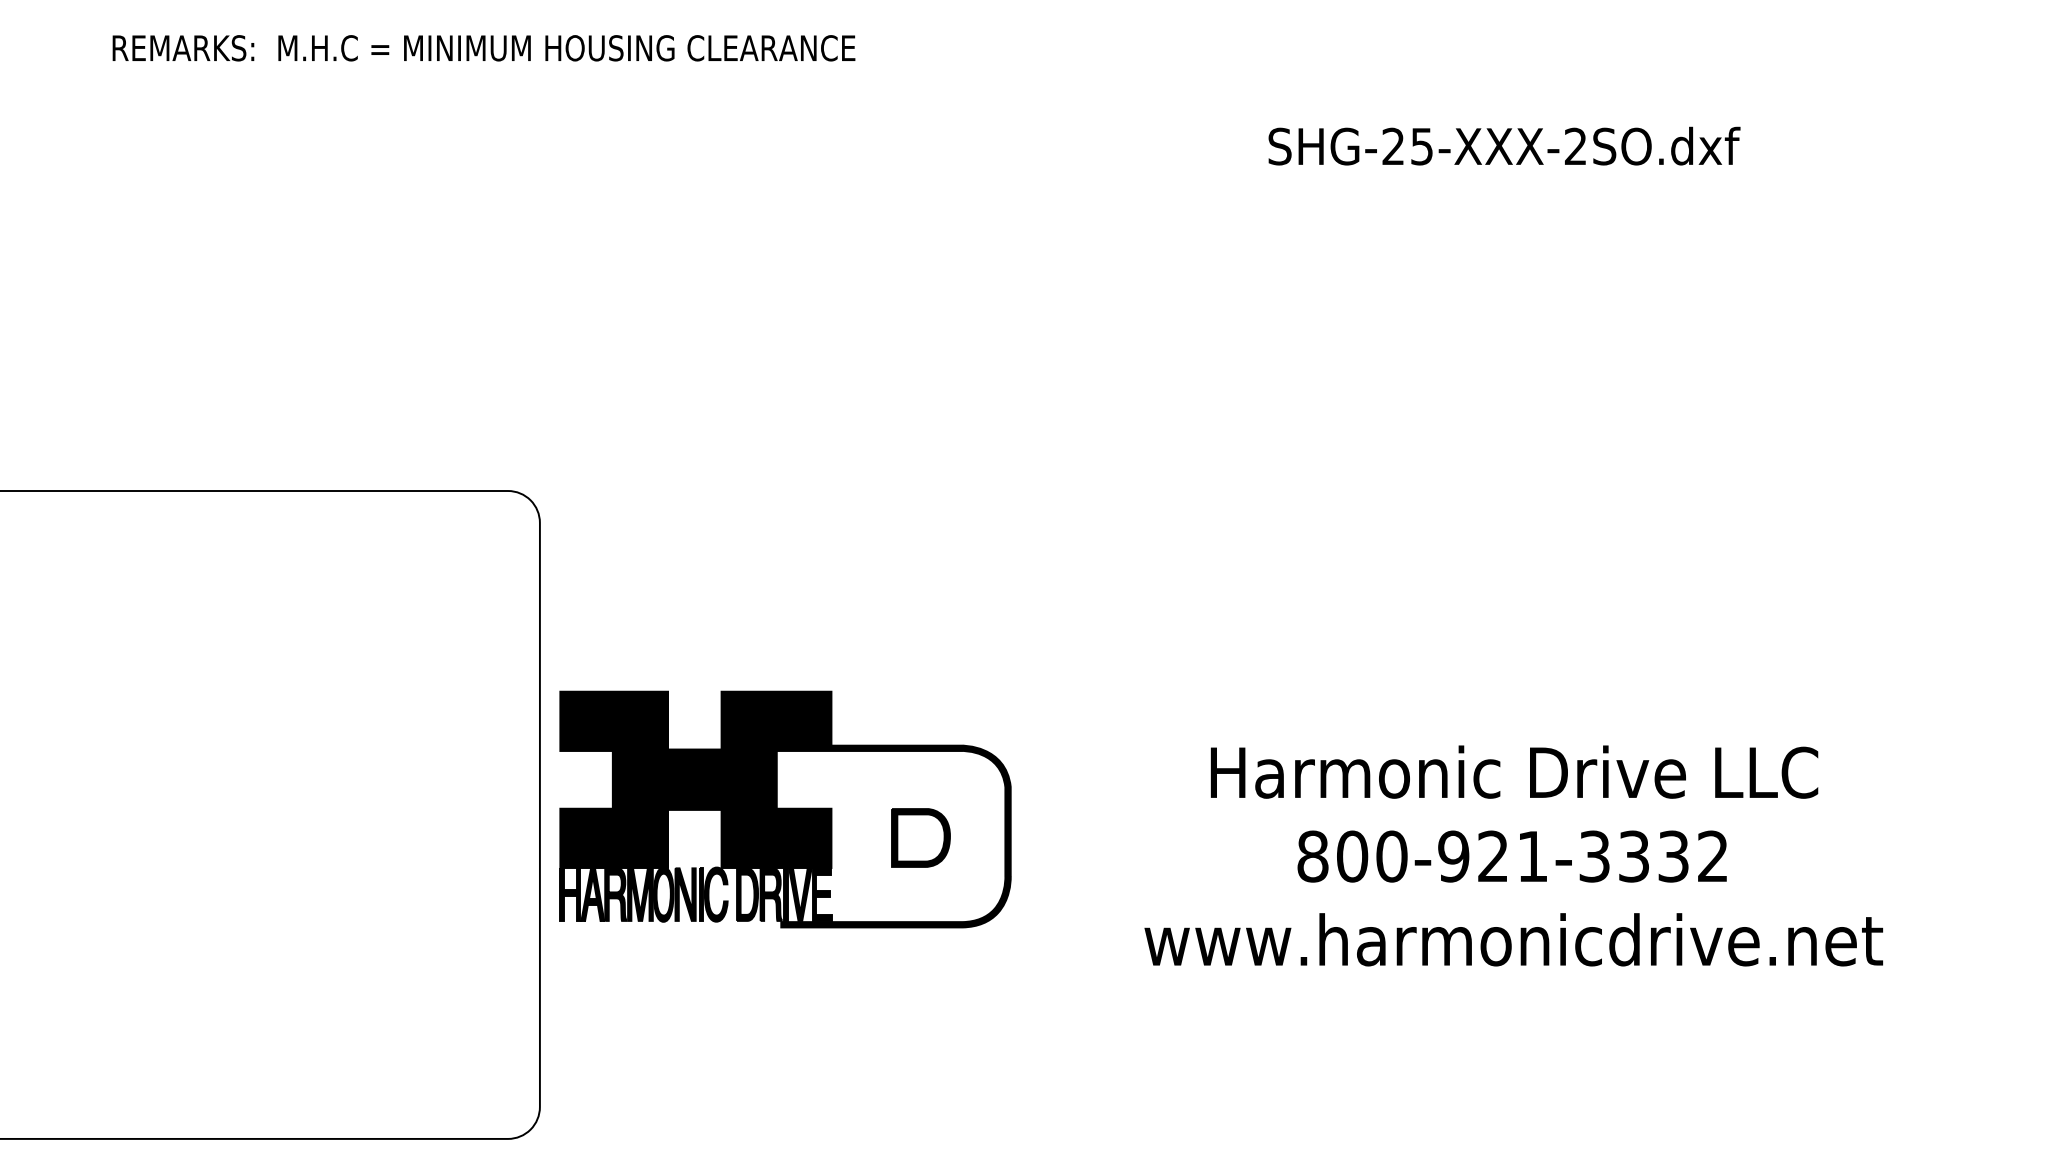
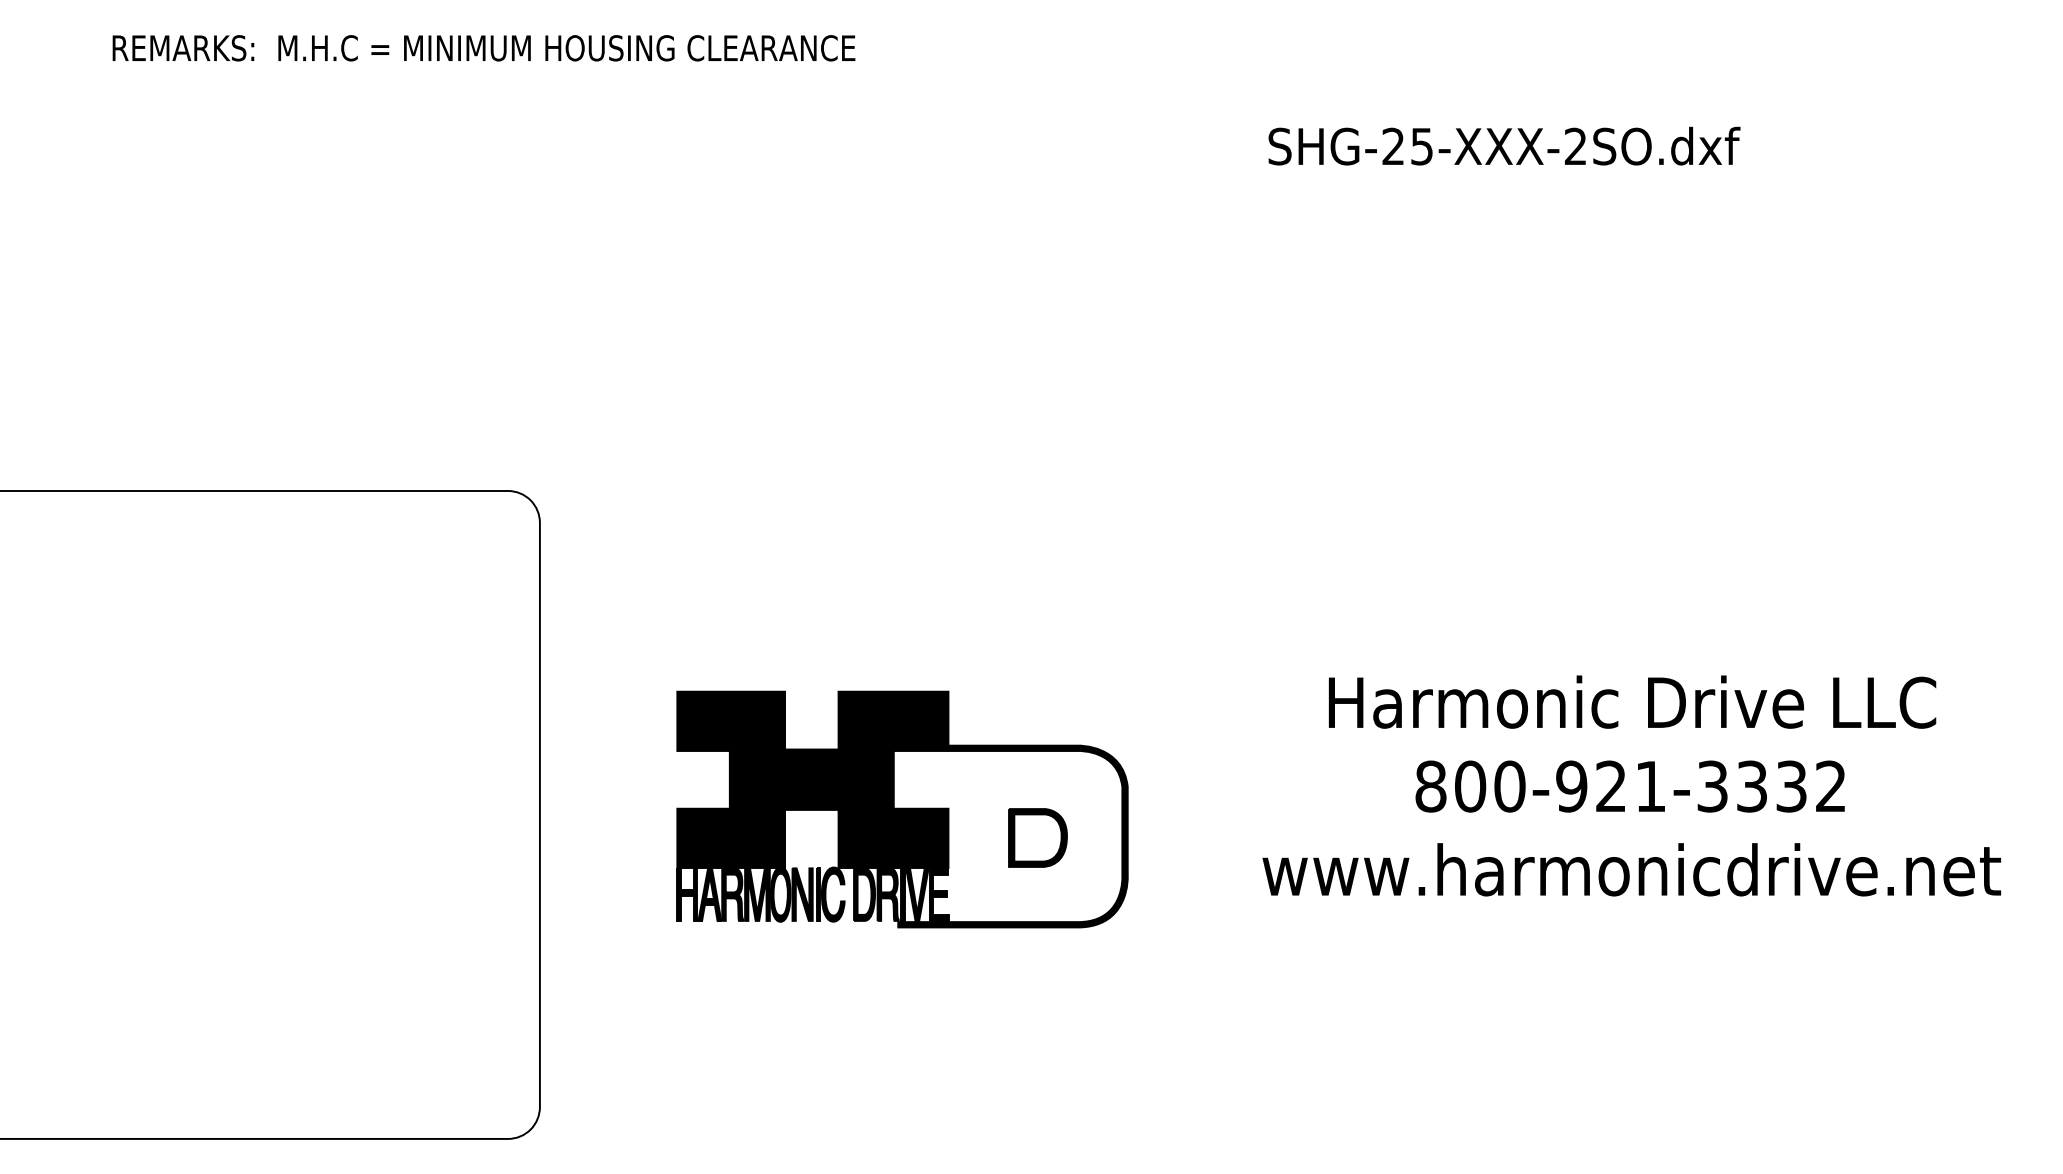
part position: (785, 809) -> (902, 809) (902, 809)
text position: (1513, 855) -> (1631, 785) (1631, 785)
